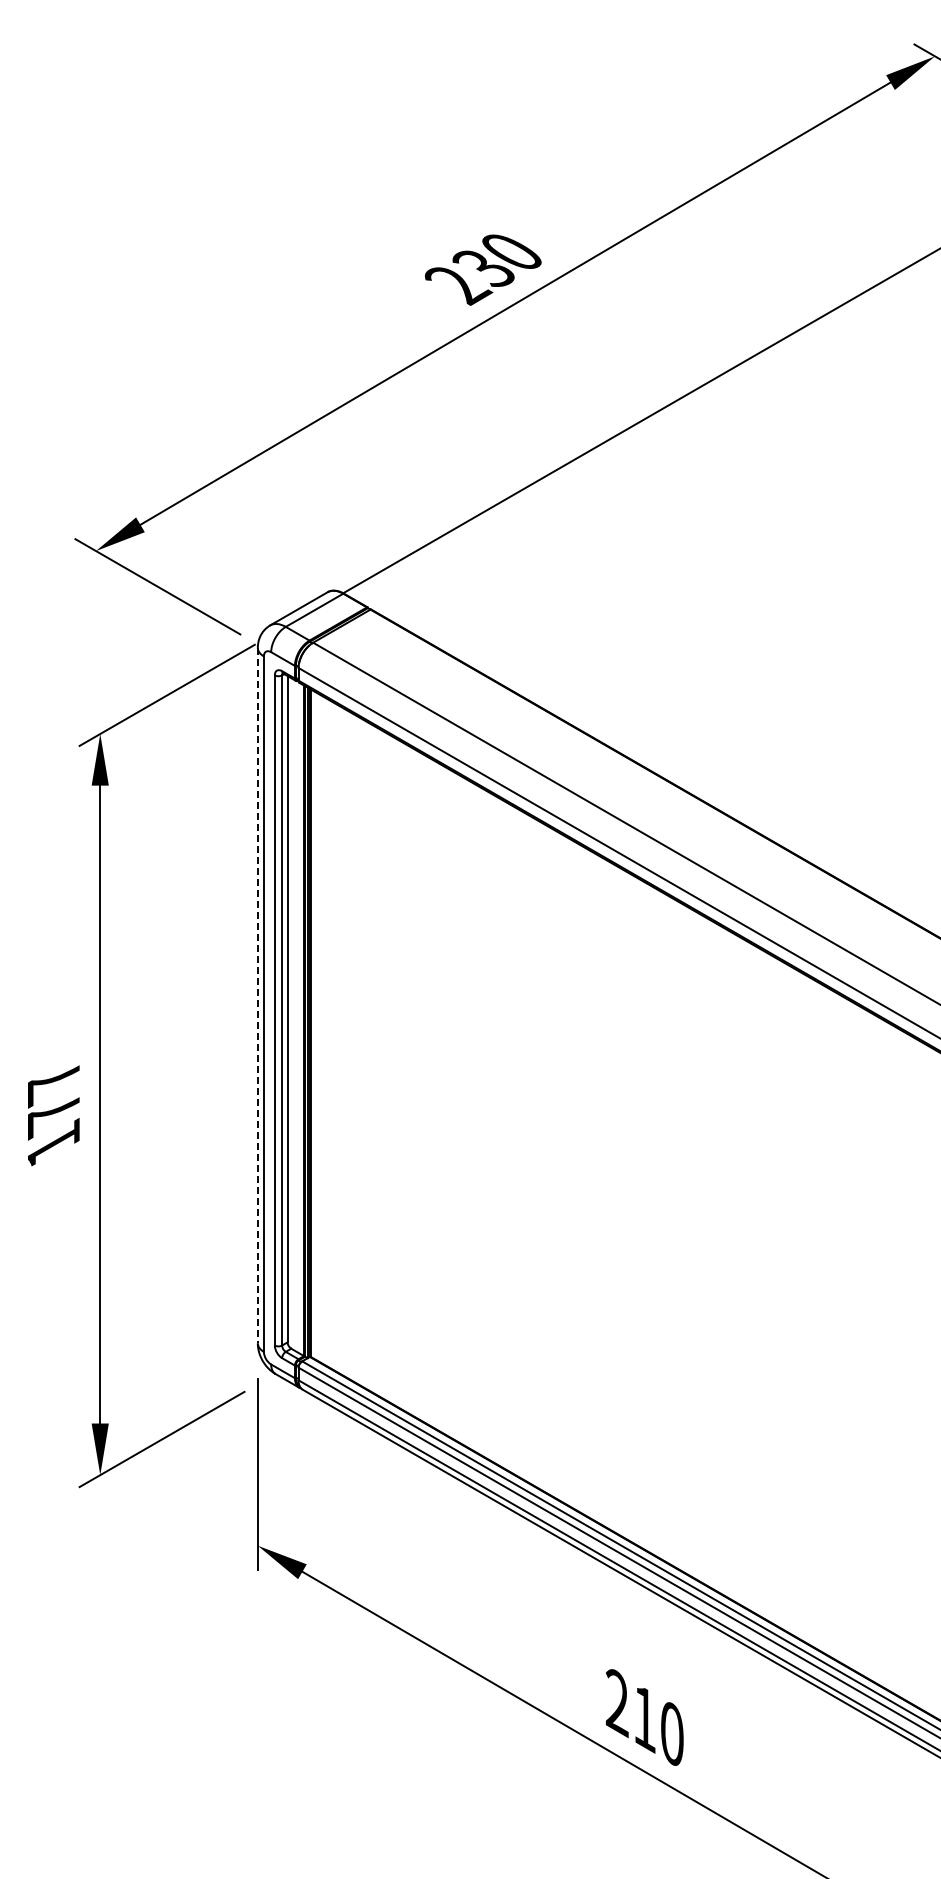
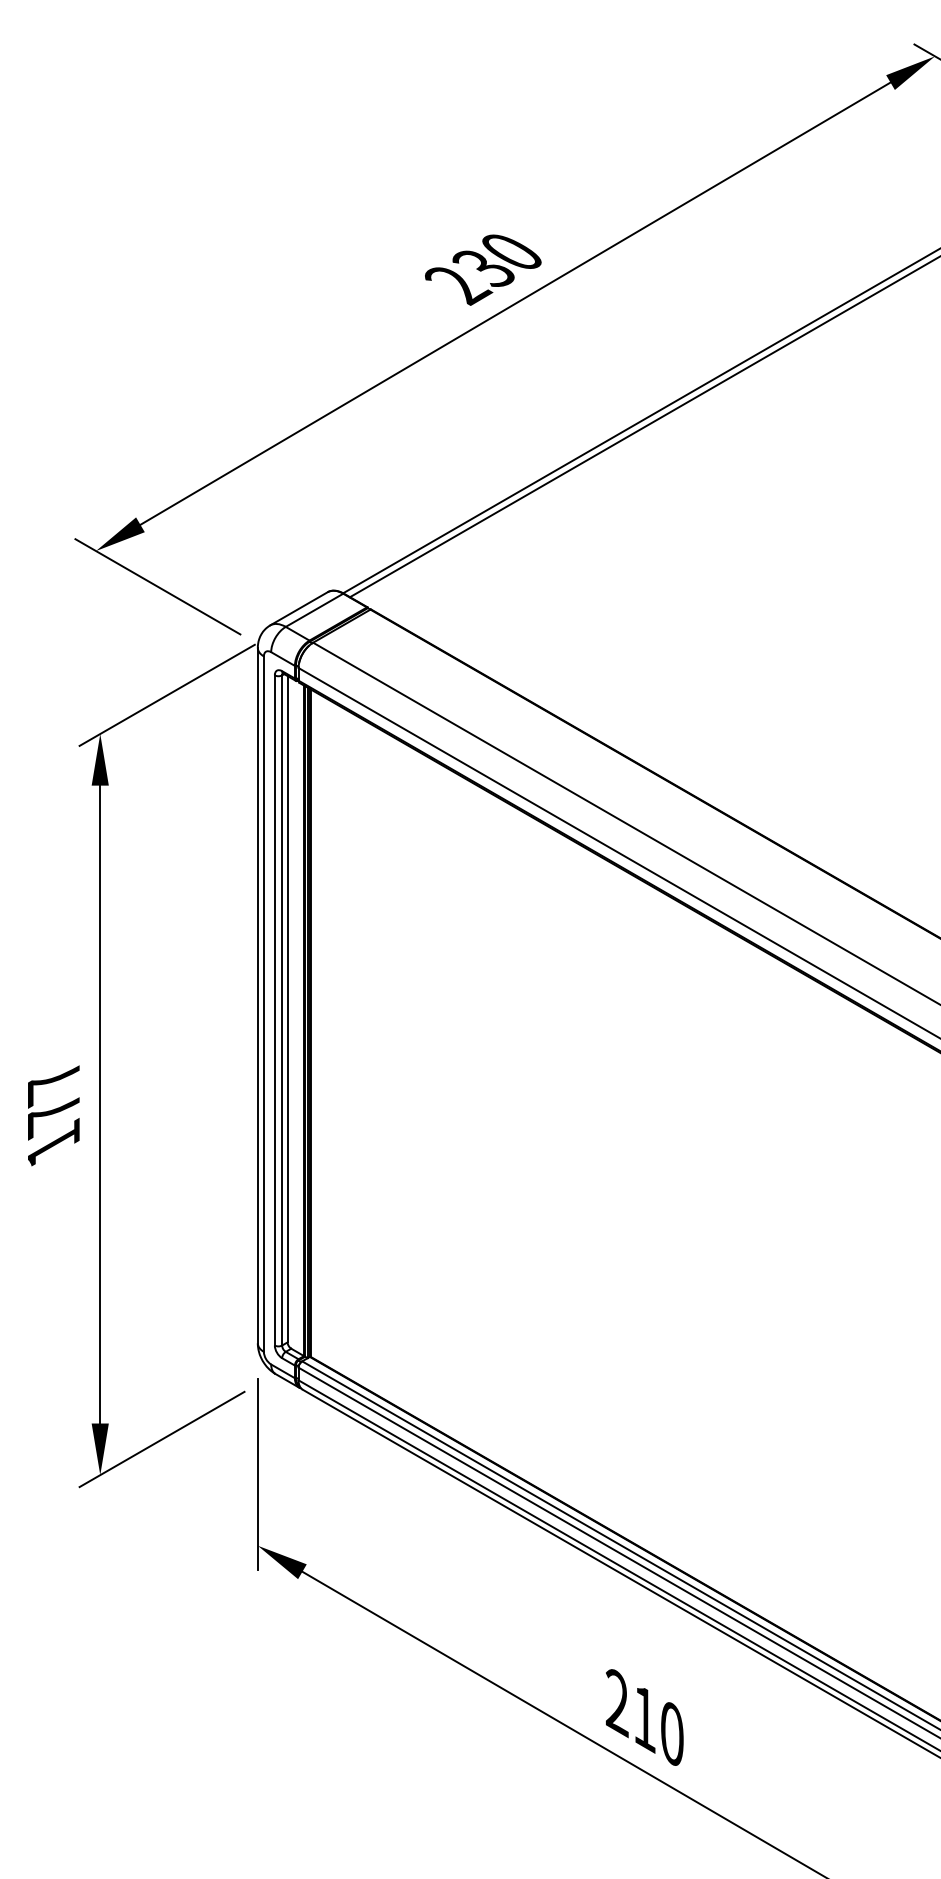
line: none -> present (643, 427)
line: dashed -> solid (257, 995)
